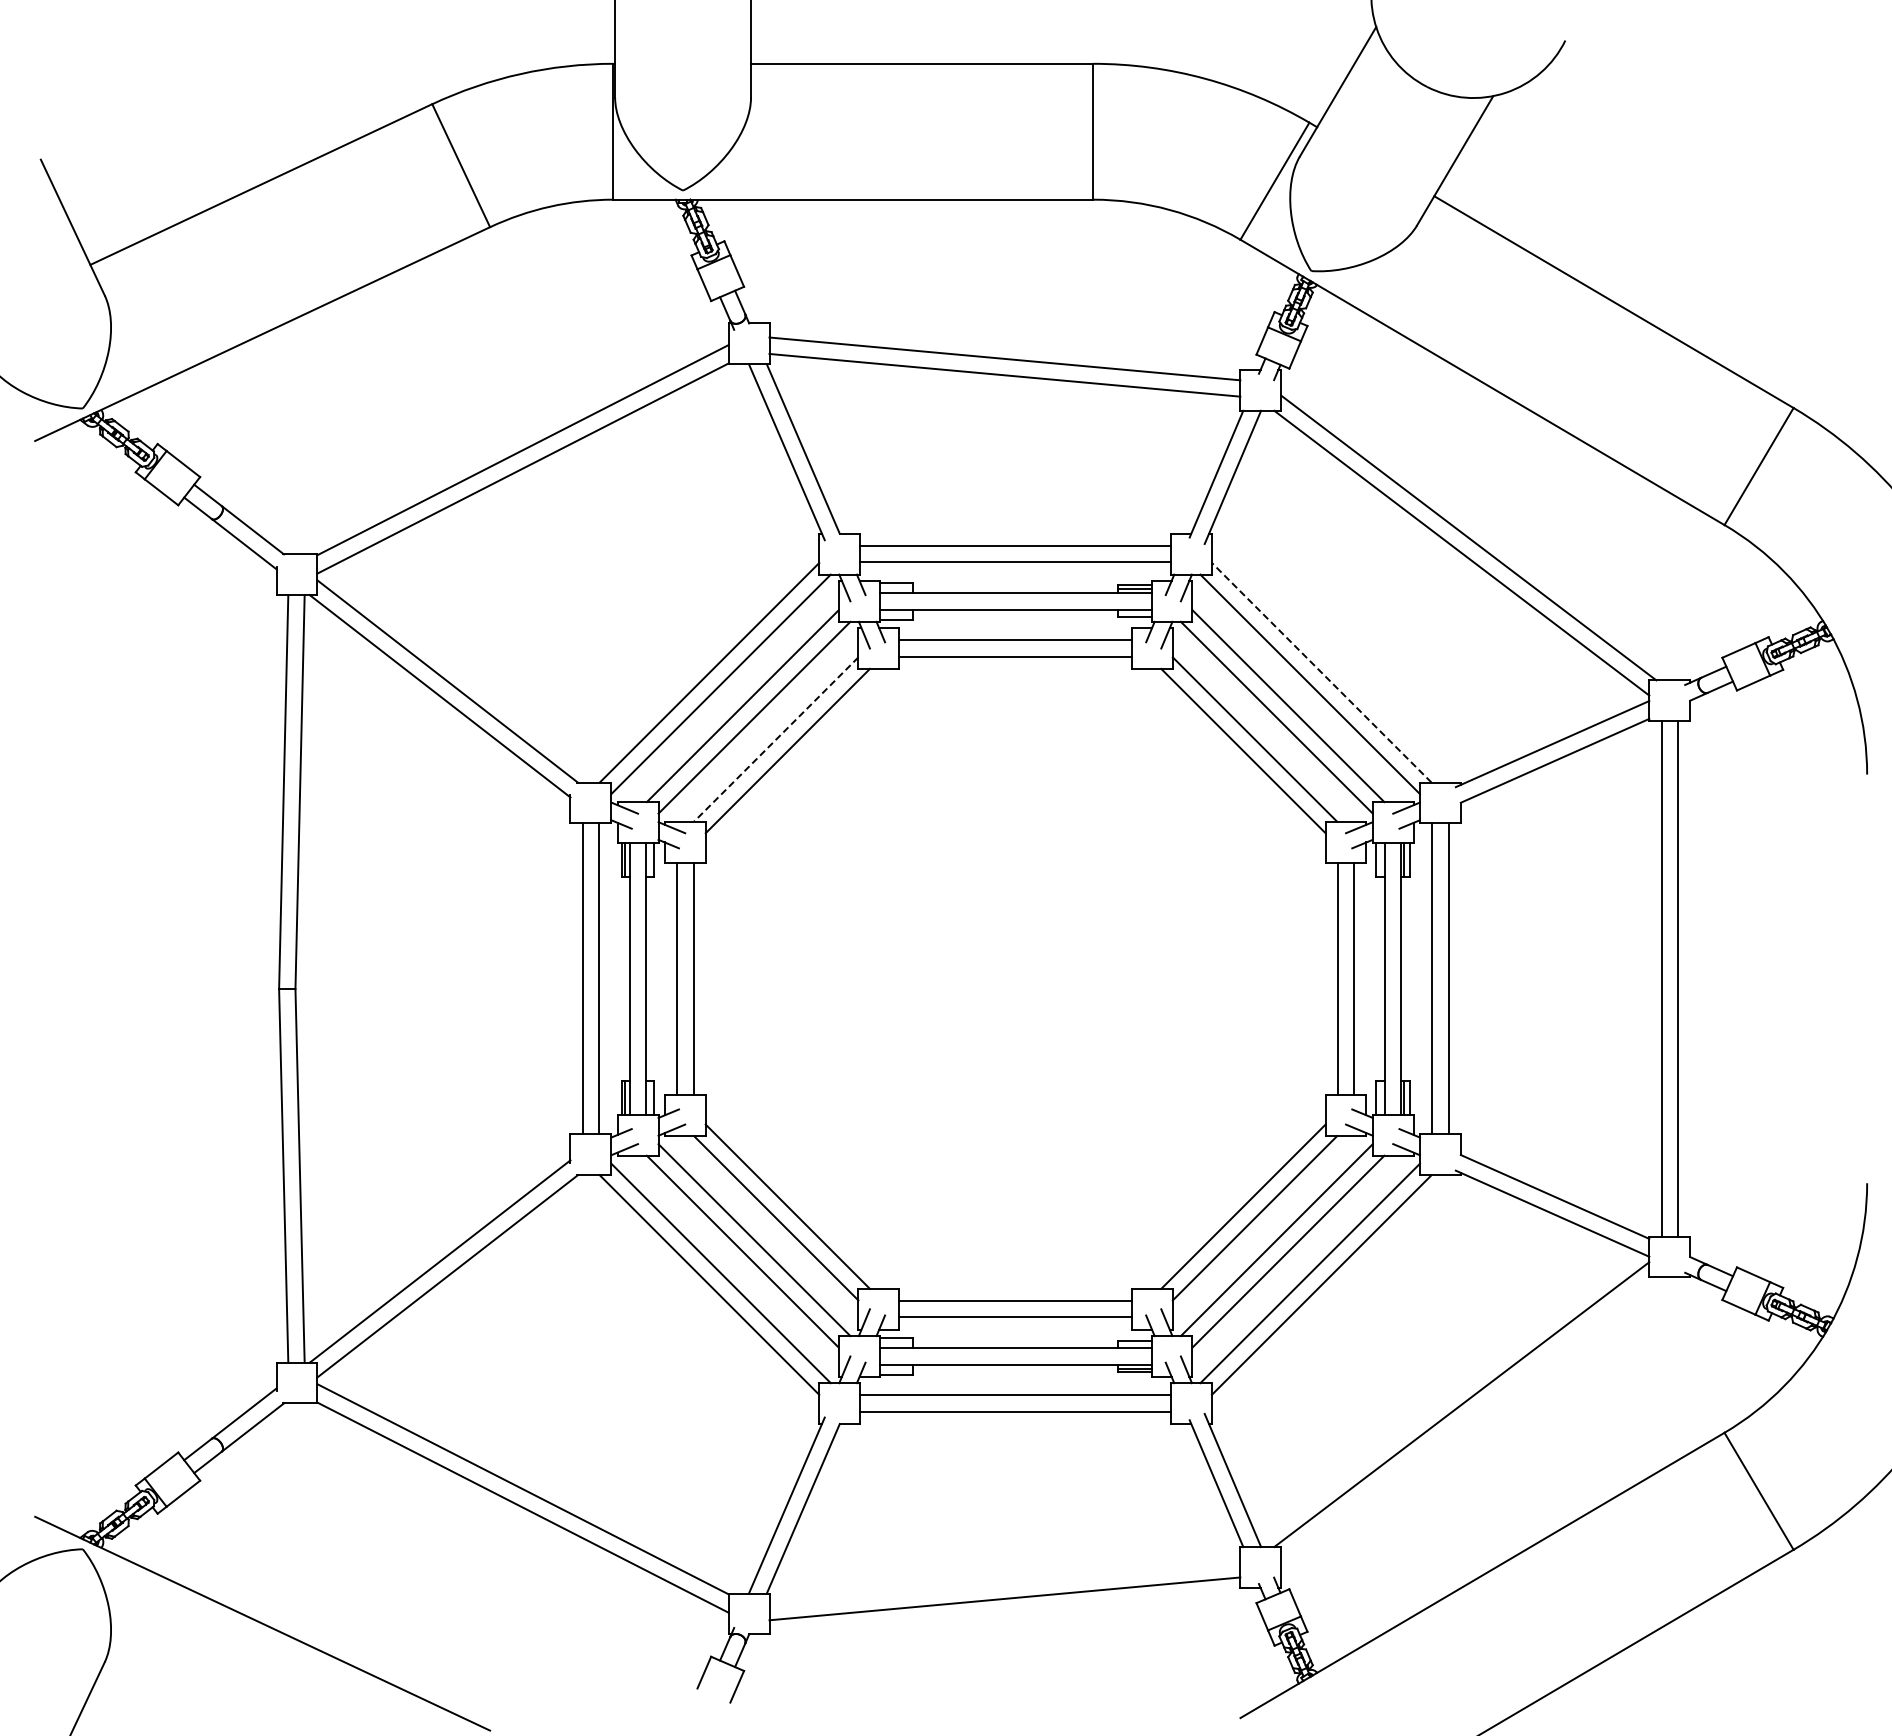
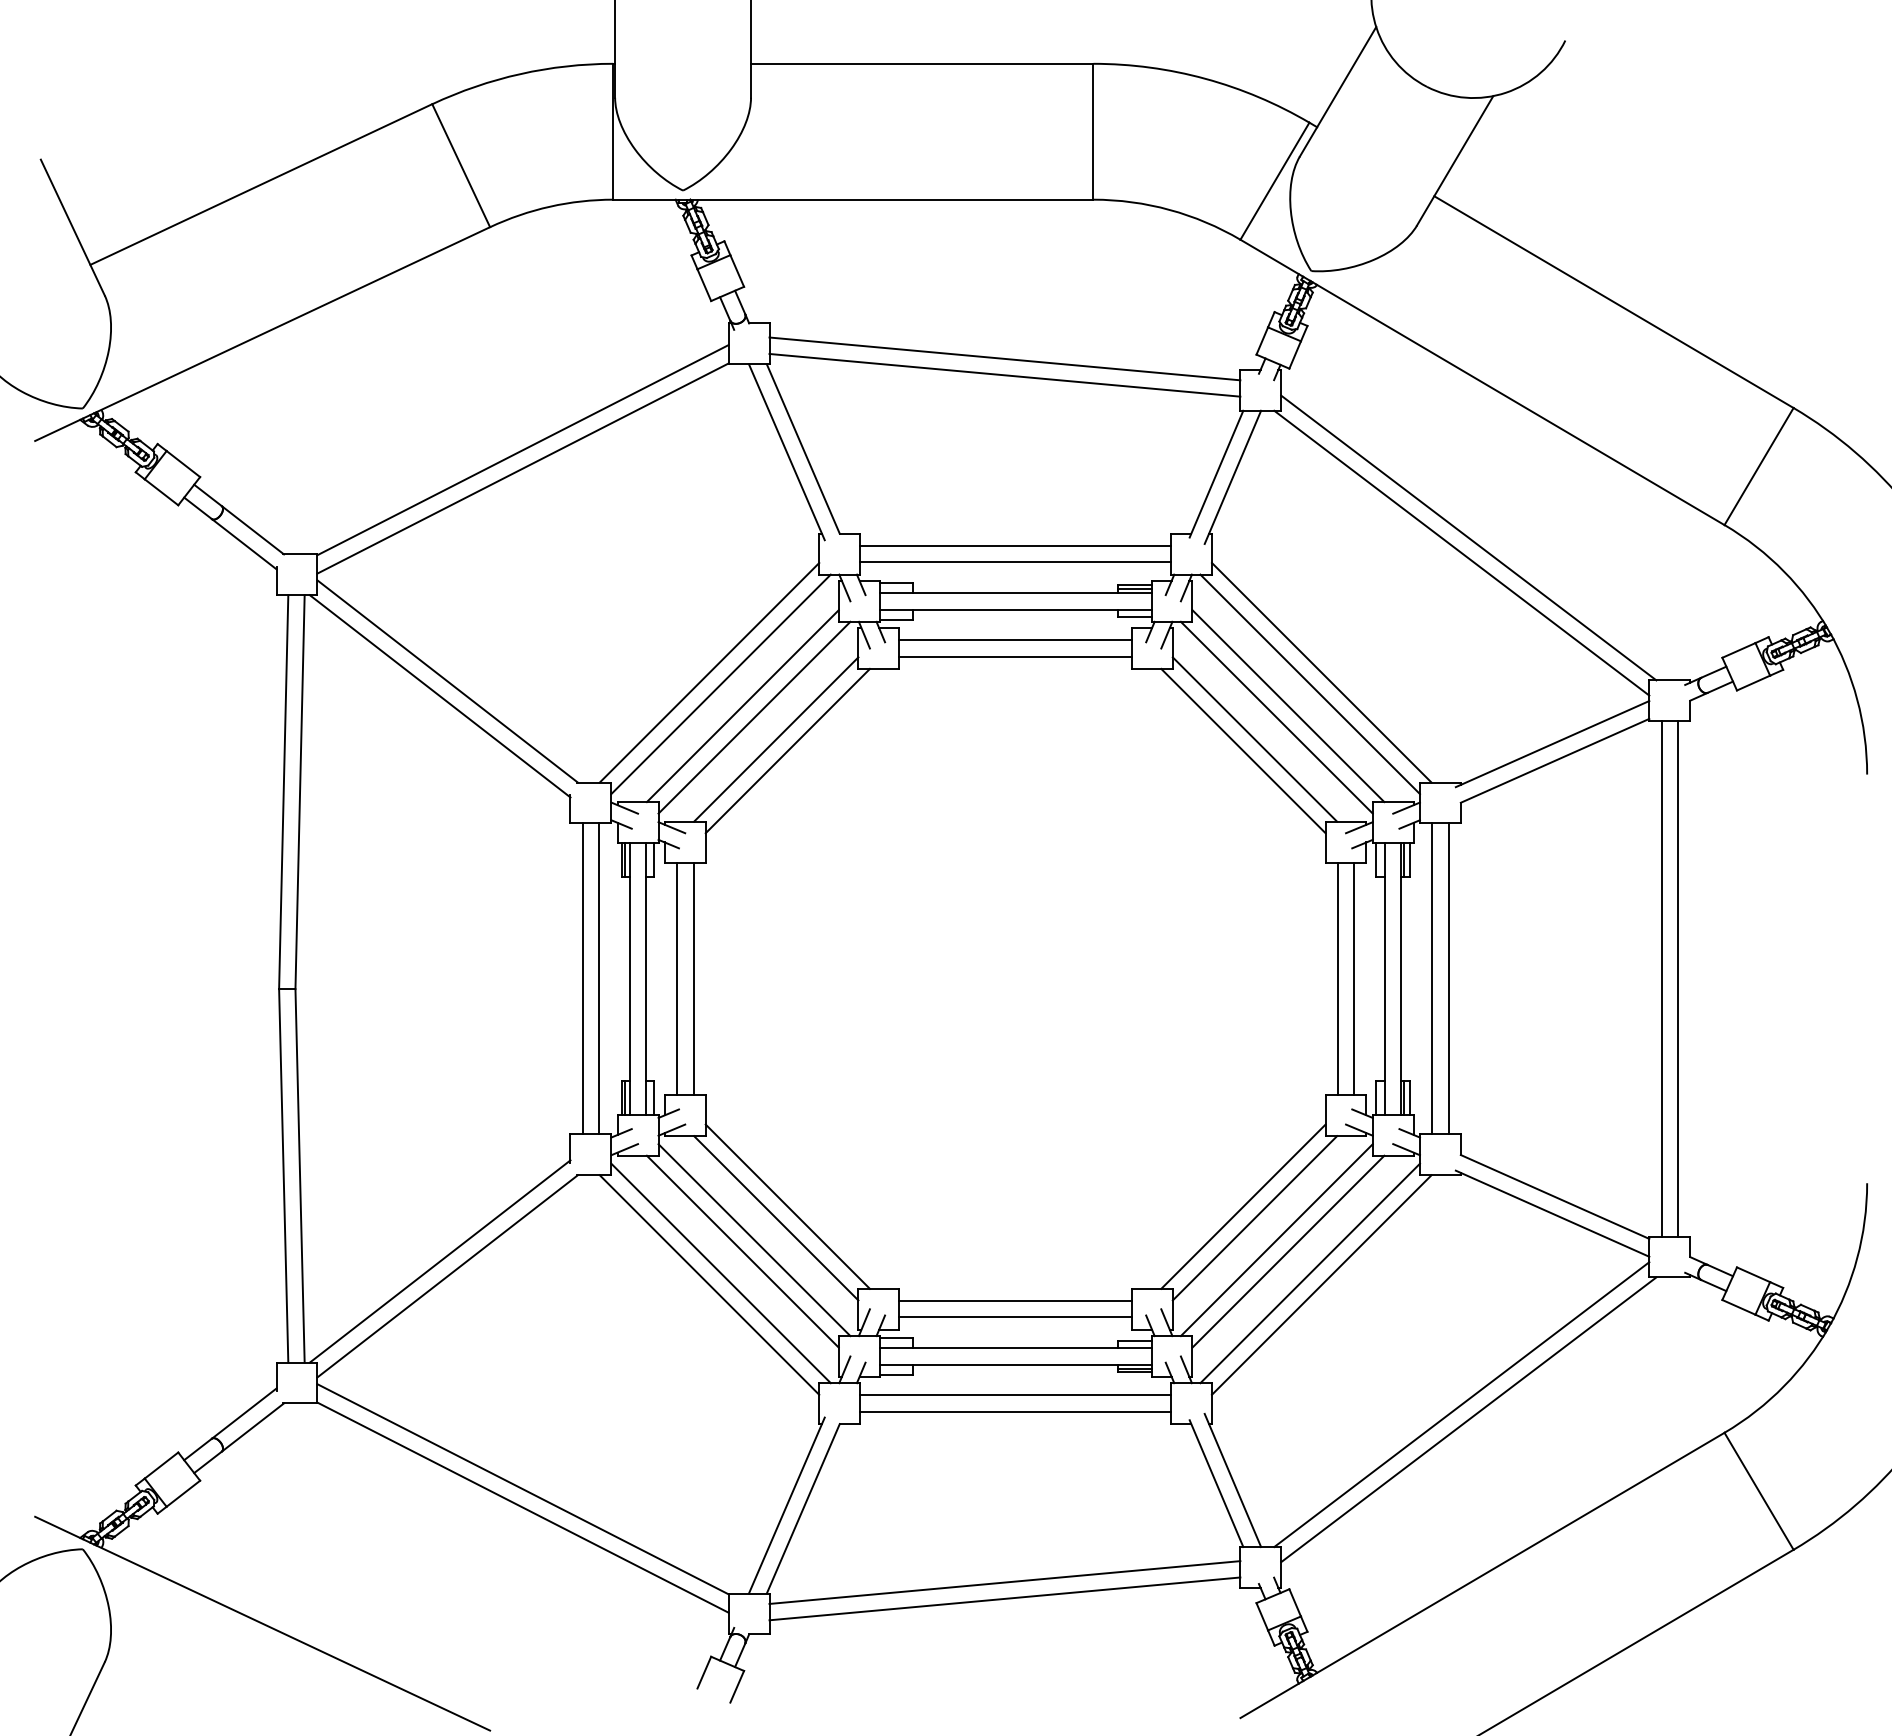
line: dashed -> solid (1321, 672)
line: dashed -> solid (775, 739)
line: none -> present (1468, 1419)
line: none -> present (1004, 1582)
